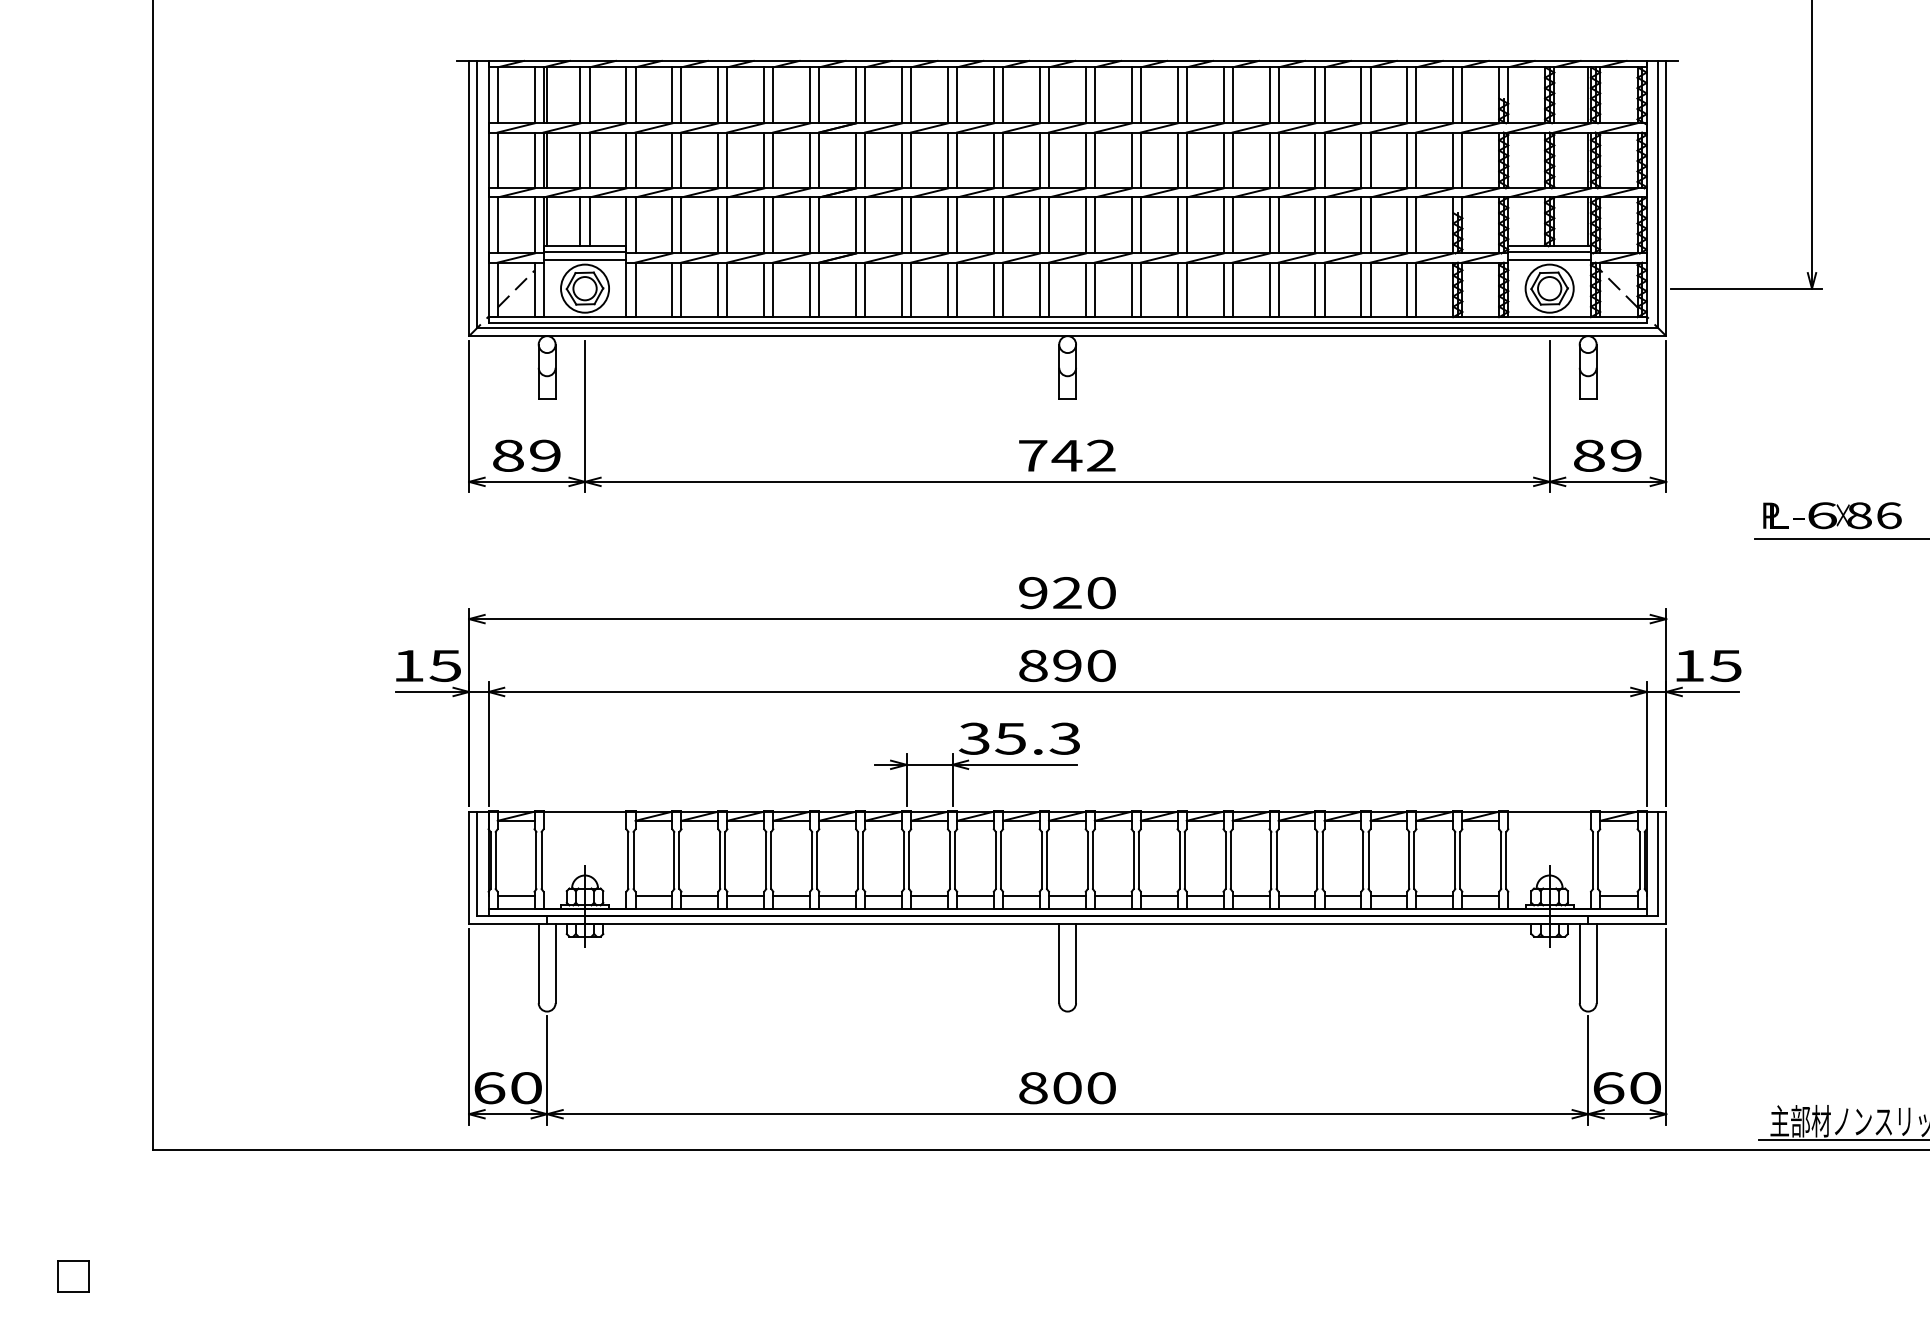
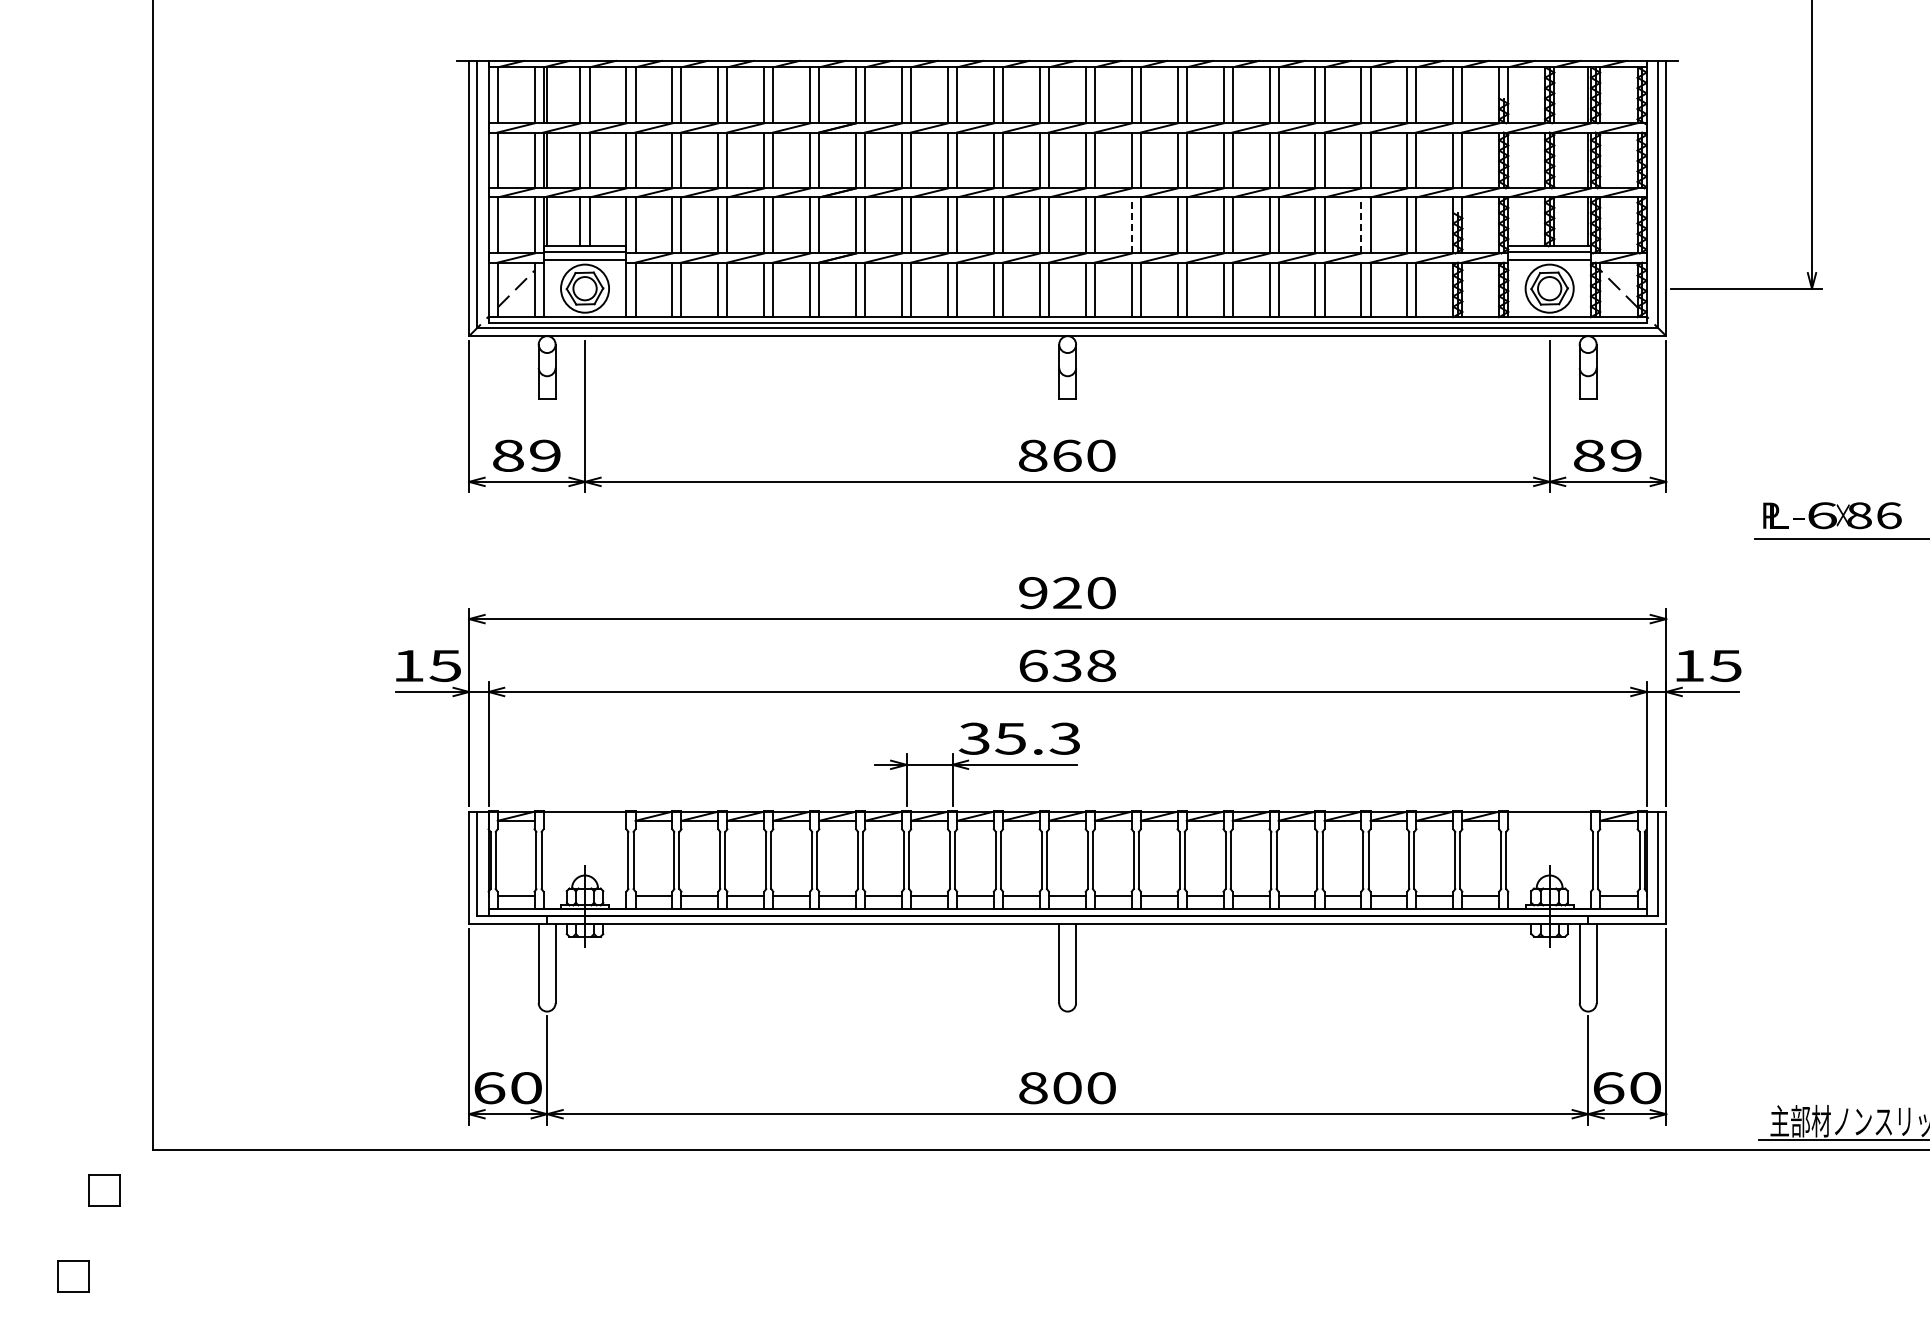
line: solid -> dashed (1131, 225)
line: solid -> dashed (1361, 225)
text: 742 -> 860 (1067, 455)
text: 890 -> 638 (1067, 665)
part: none -> present (104, 1190)
